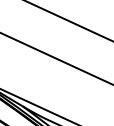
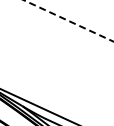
line: solid -> dashed (68, 21)
line: present -> none (56, 58)
